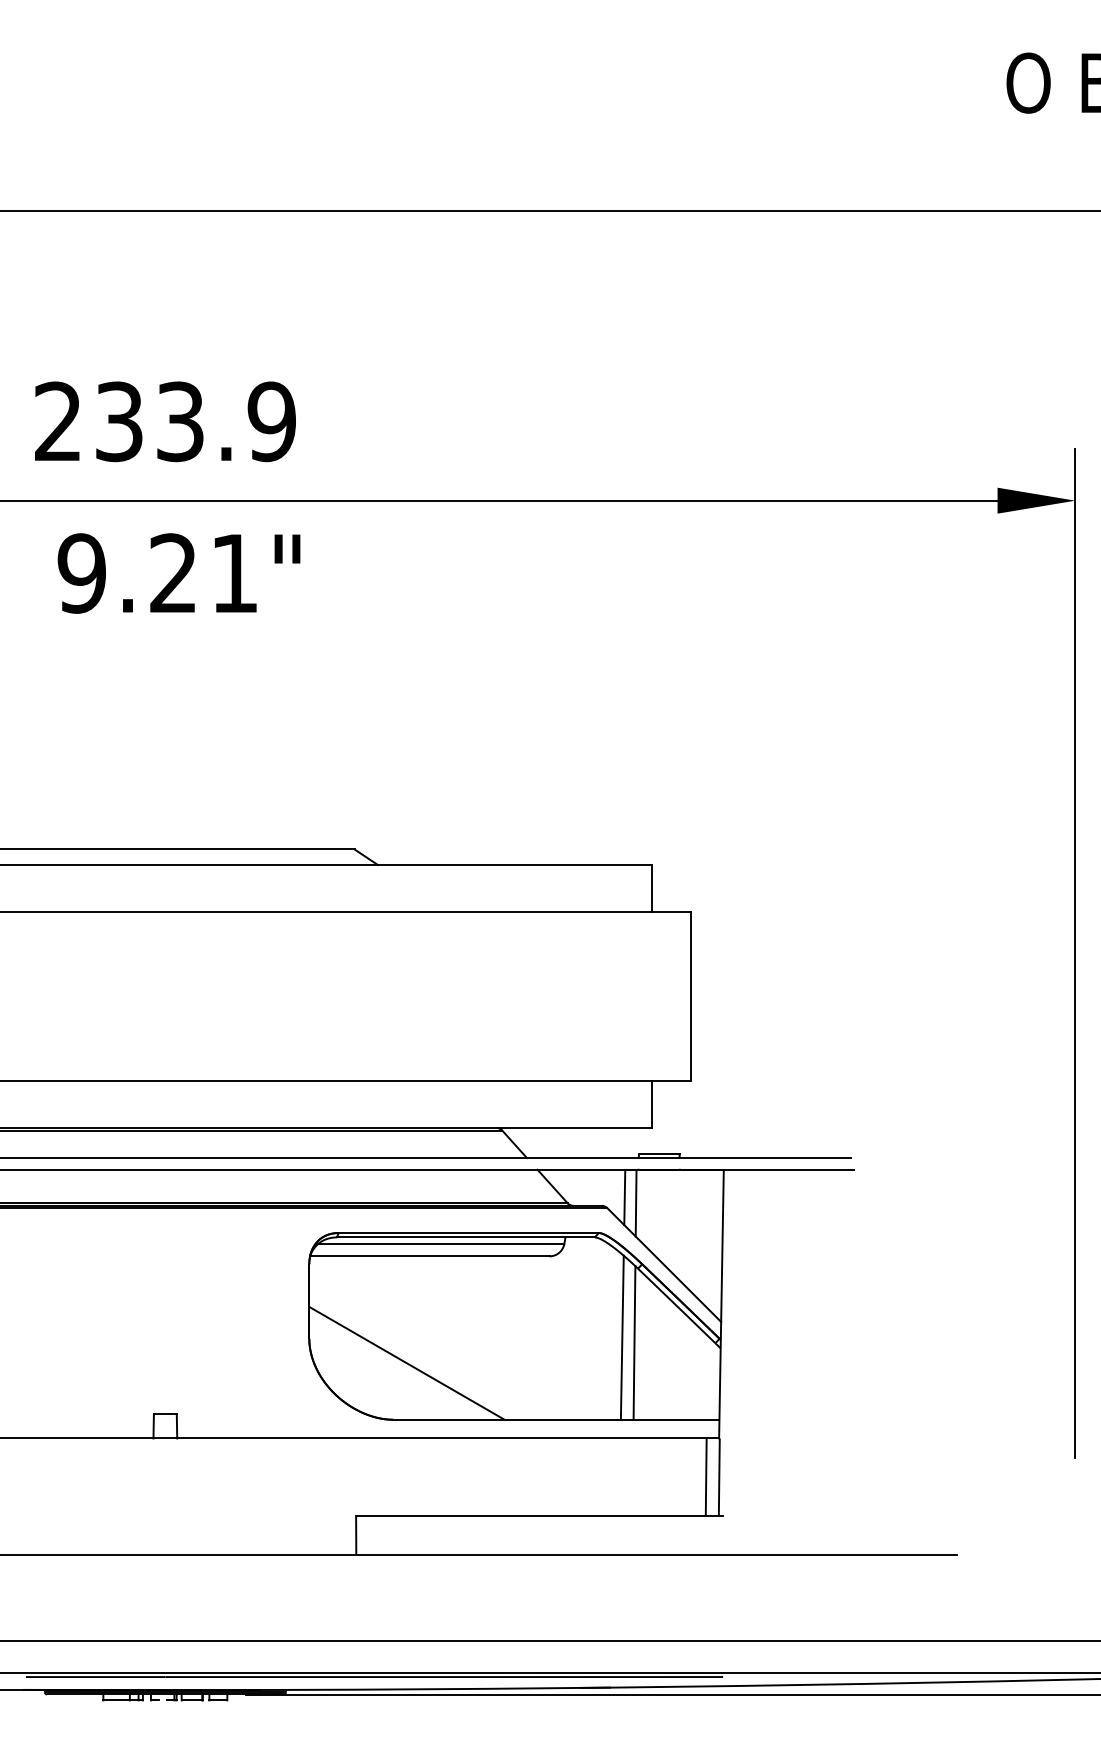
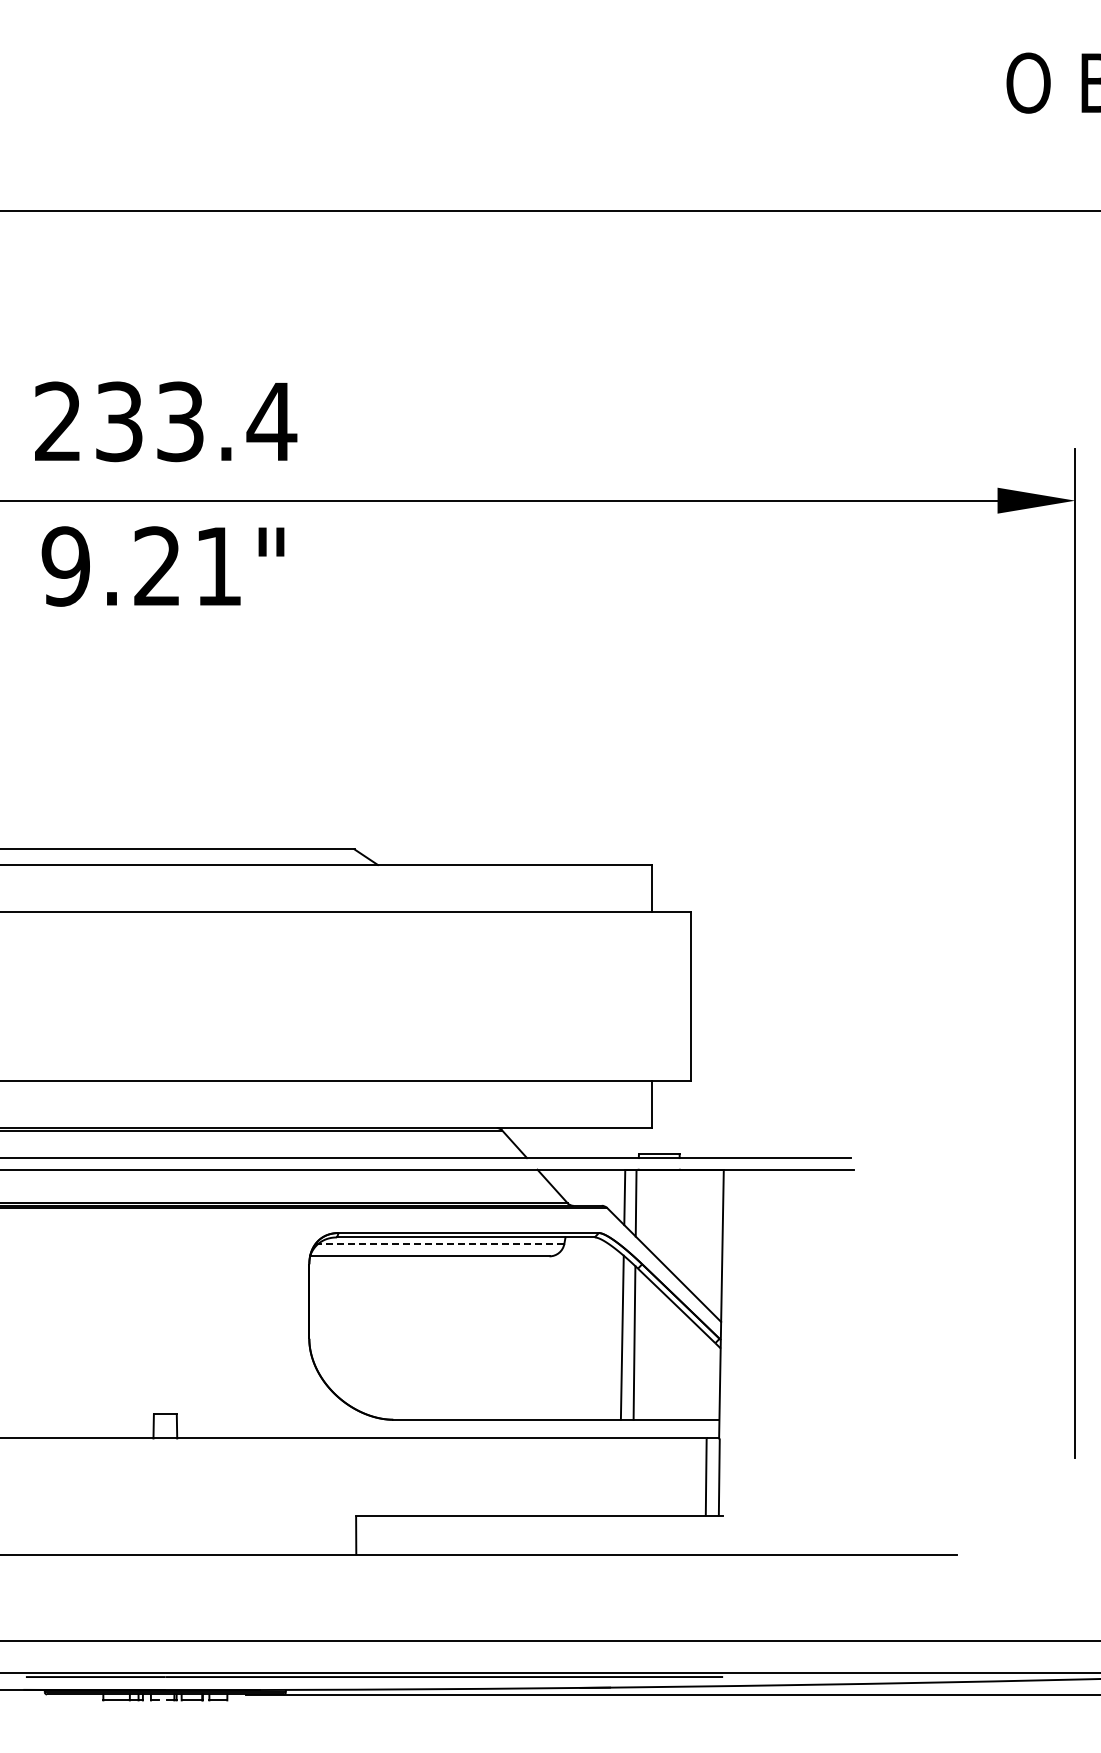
text: 233.9 -> 233.4 (271, 421)
text position: (178, 573) -> (162, 566) (162, 566)
line: solid -> dashed (439, 1243)
line: present -> none (406, 1362)
